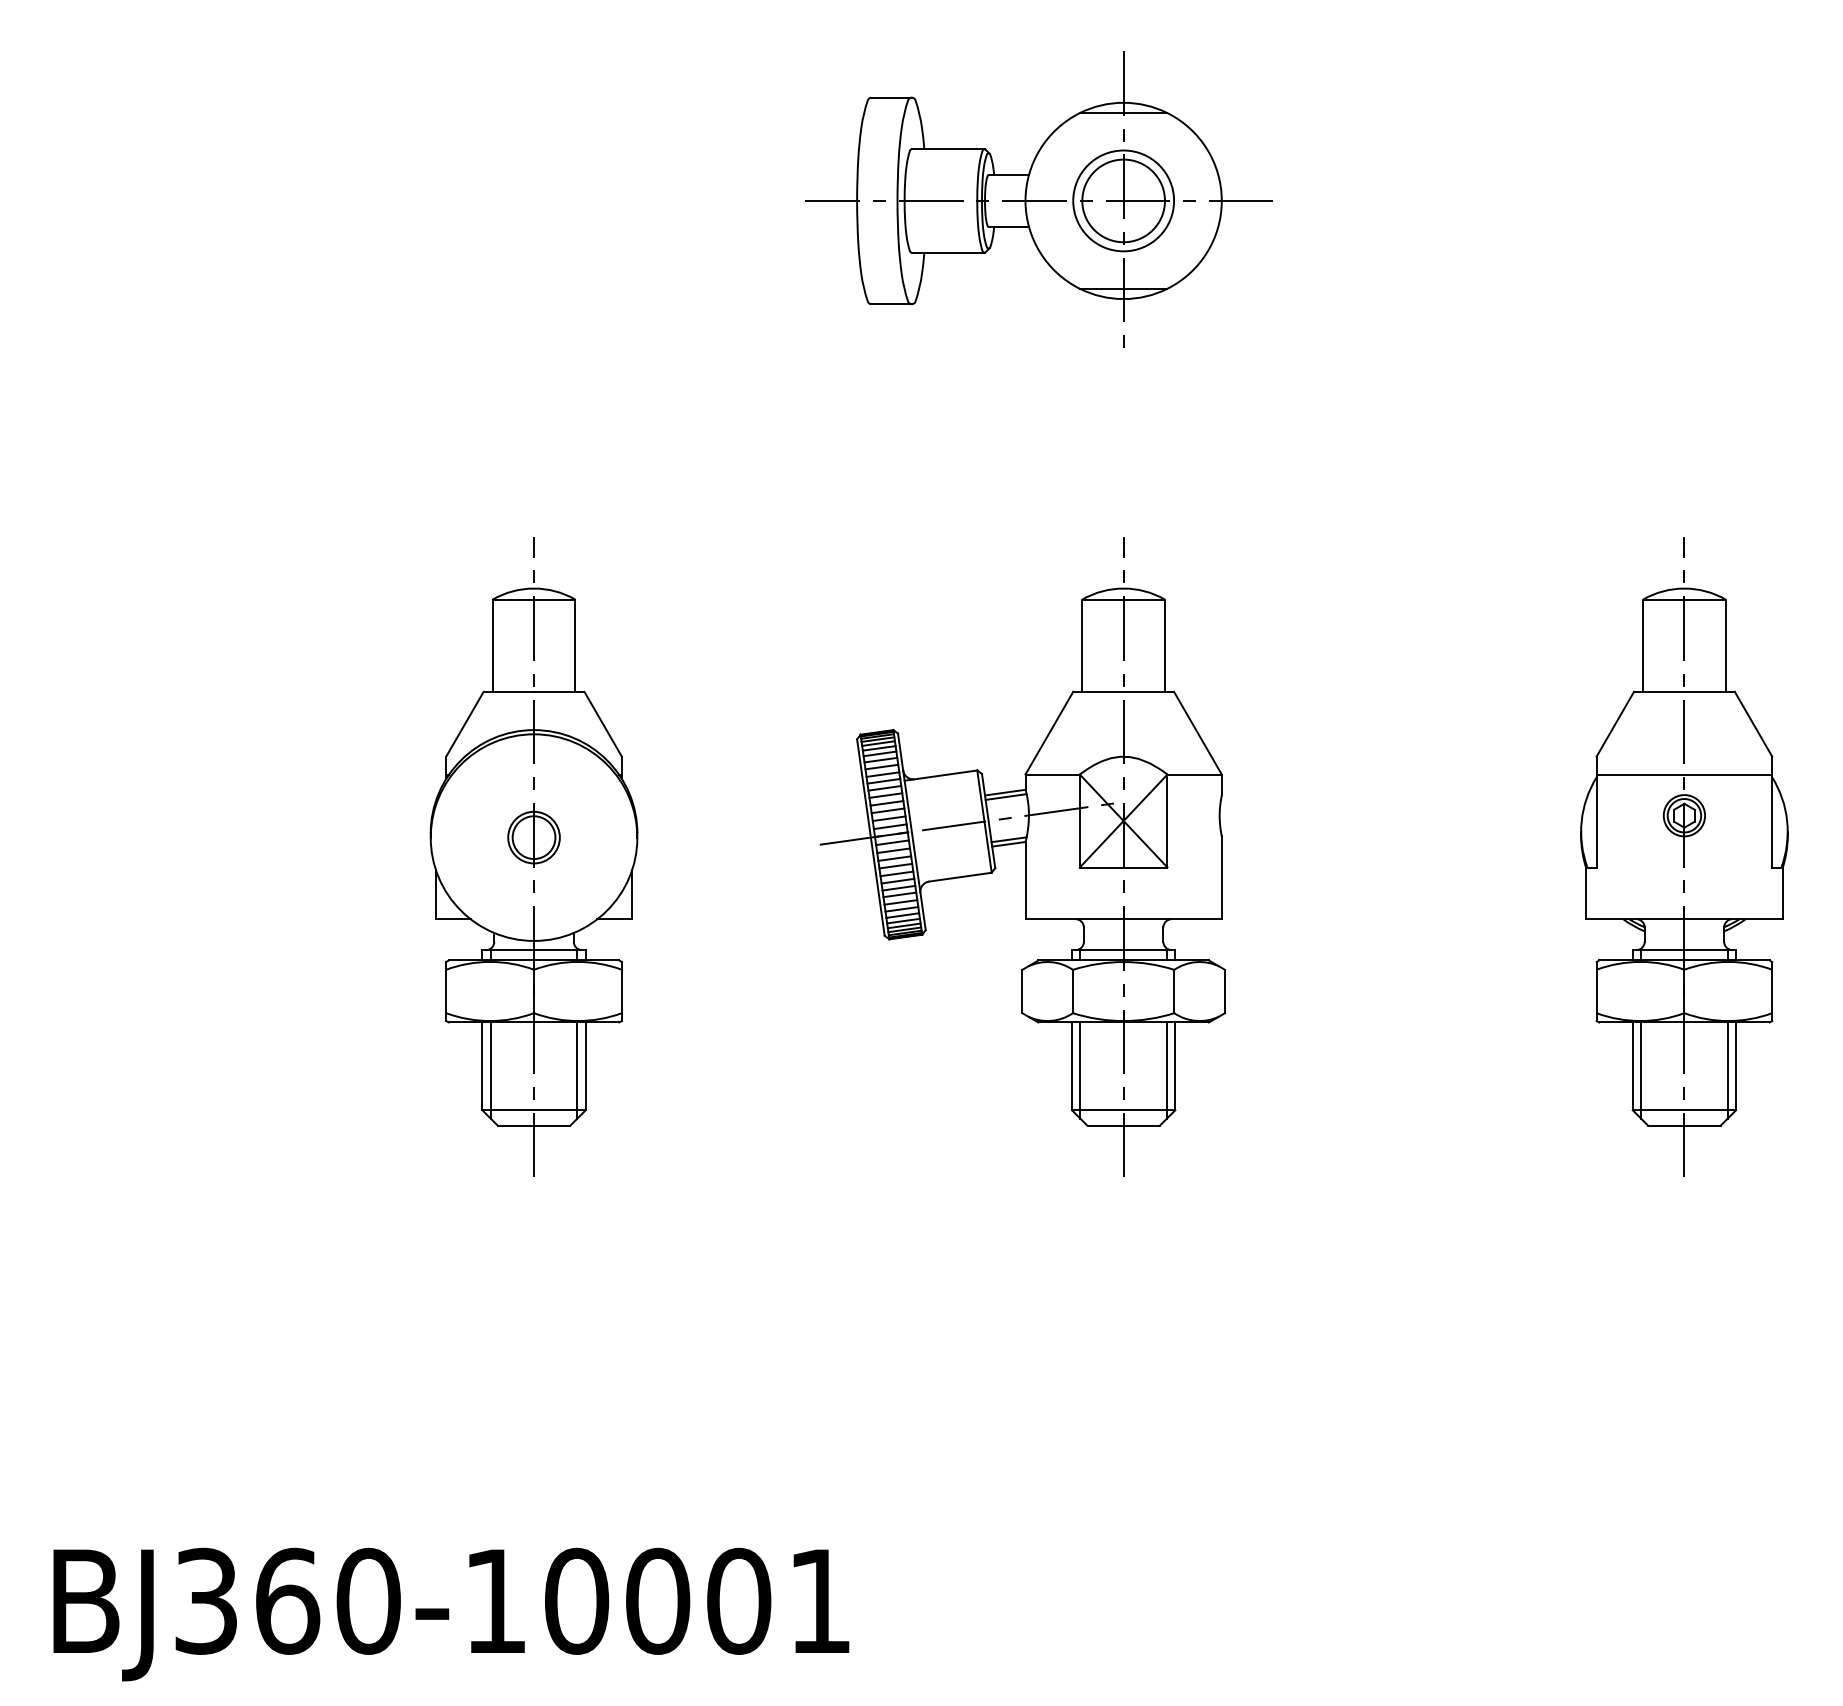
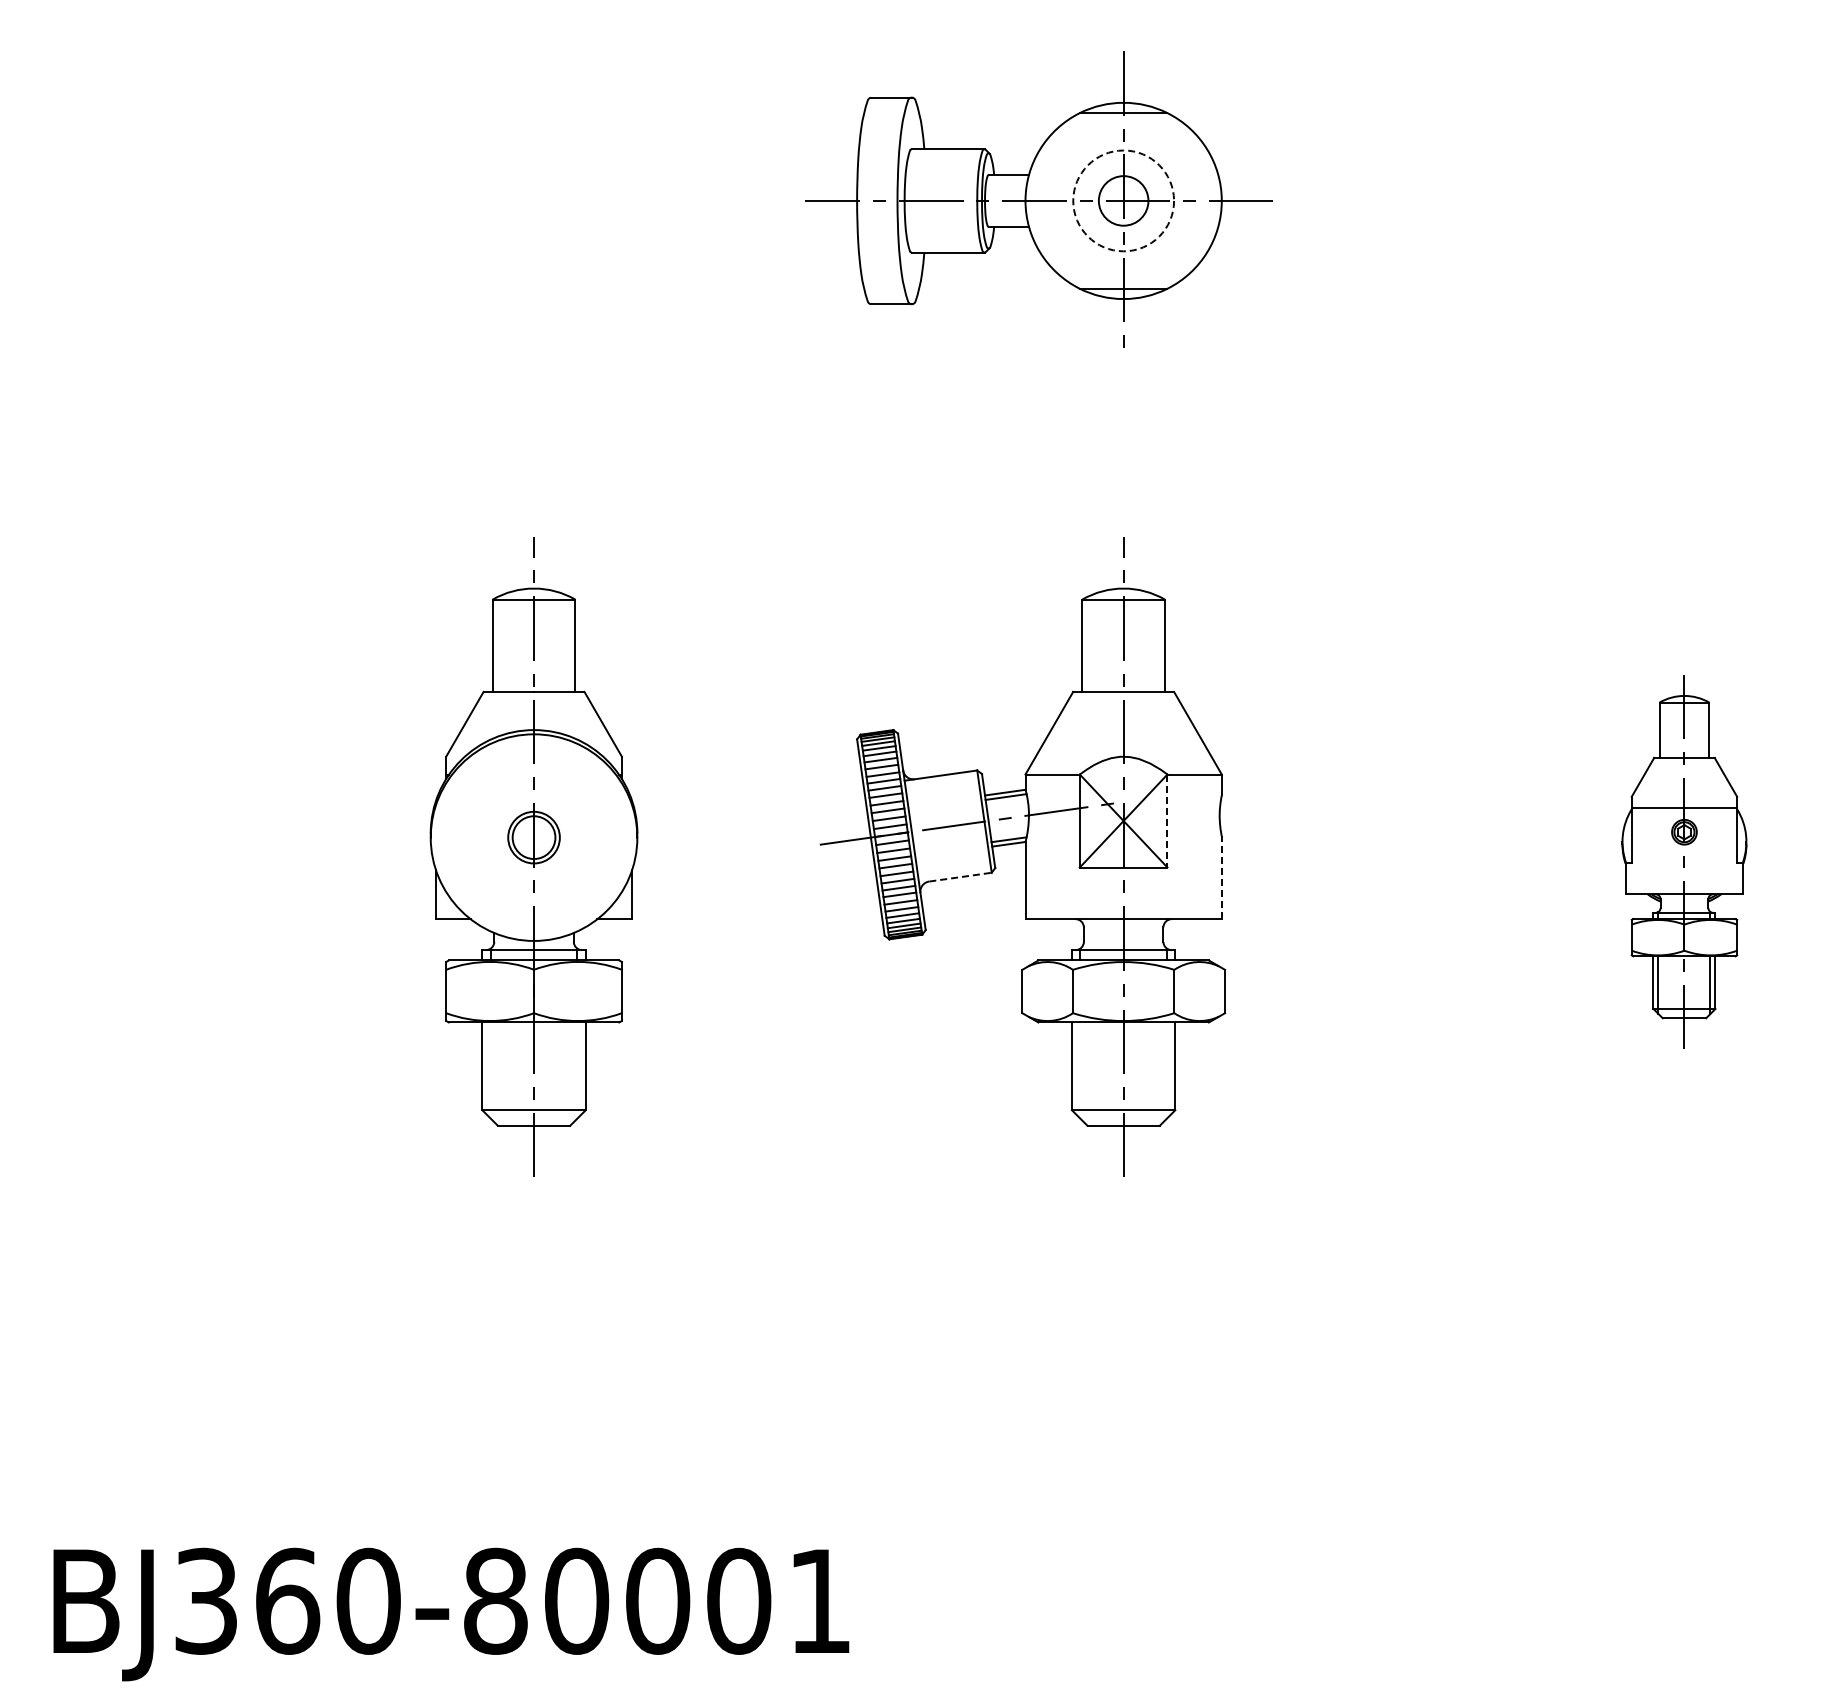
circle diameter: 83 px -> 50 px (1123, 200)
circle: solid -> dashed (1123, 200)
line: solid -> dashed (1167, 821)
part size: 209x640 px -> 127x374 px (1684, 861)
line: solid -> dashed (960, 877)
line: solid -> dashed (1221, 877)
line: present -> none (490, 1070)
line: present -> none (577, 1070)
line: present -> none (1080, 1070)
line: present -> none (1166, 1070)
text: BJ360-10001 -> BJ360-80001 (495, 1600)
